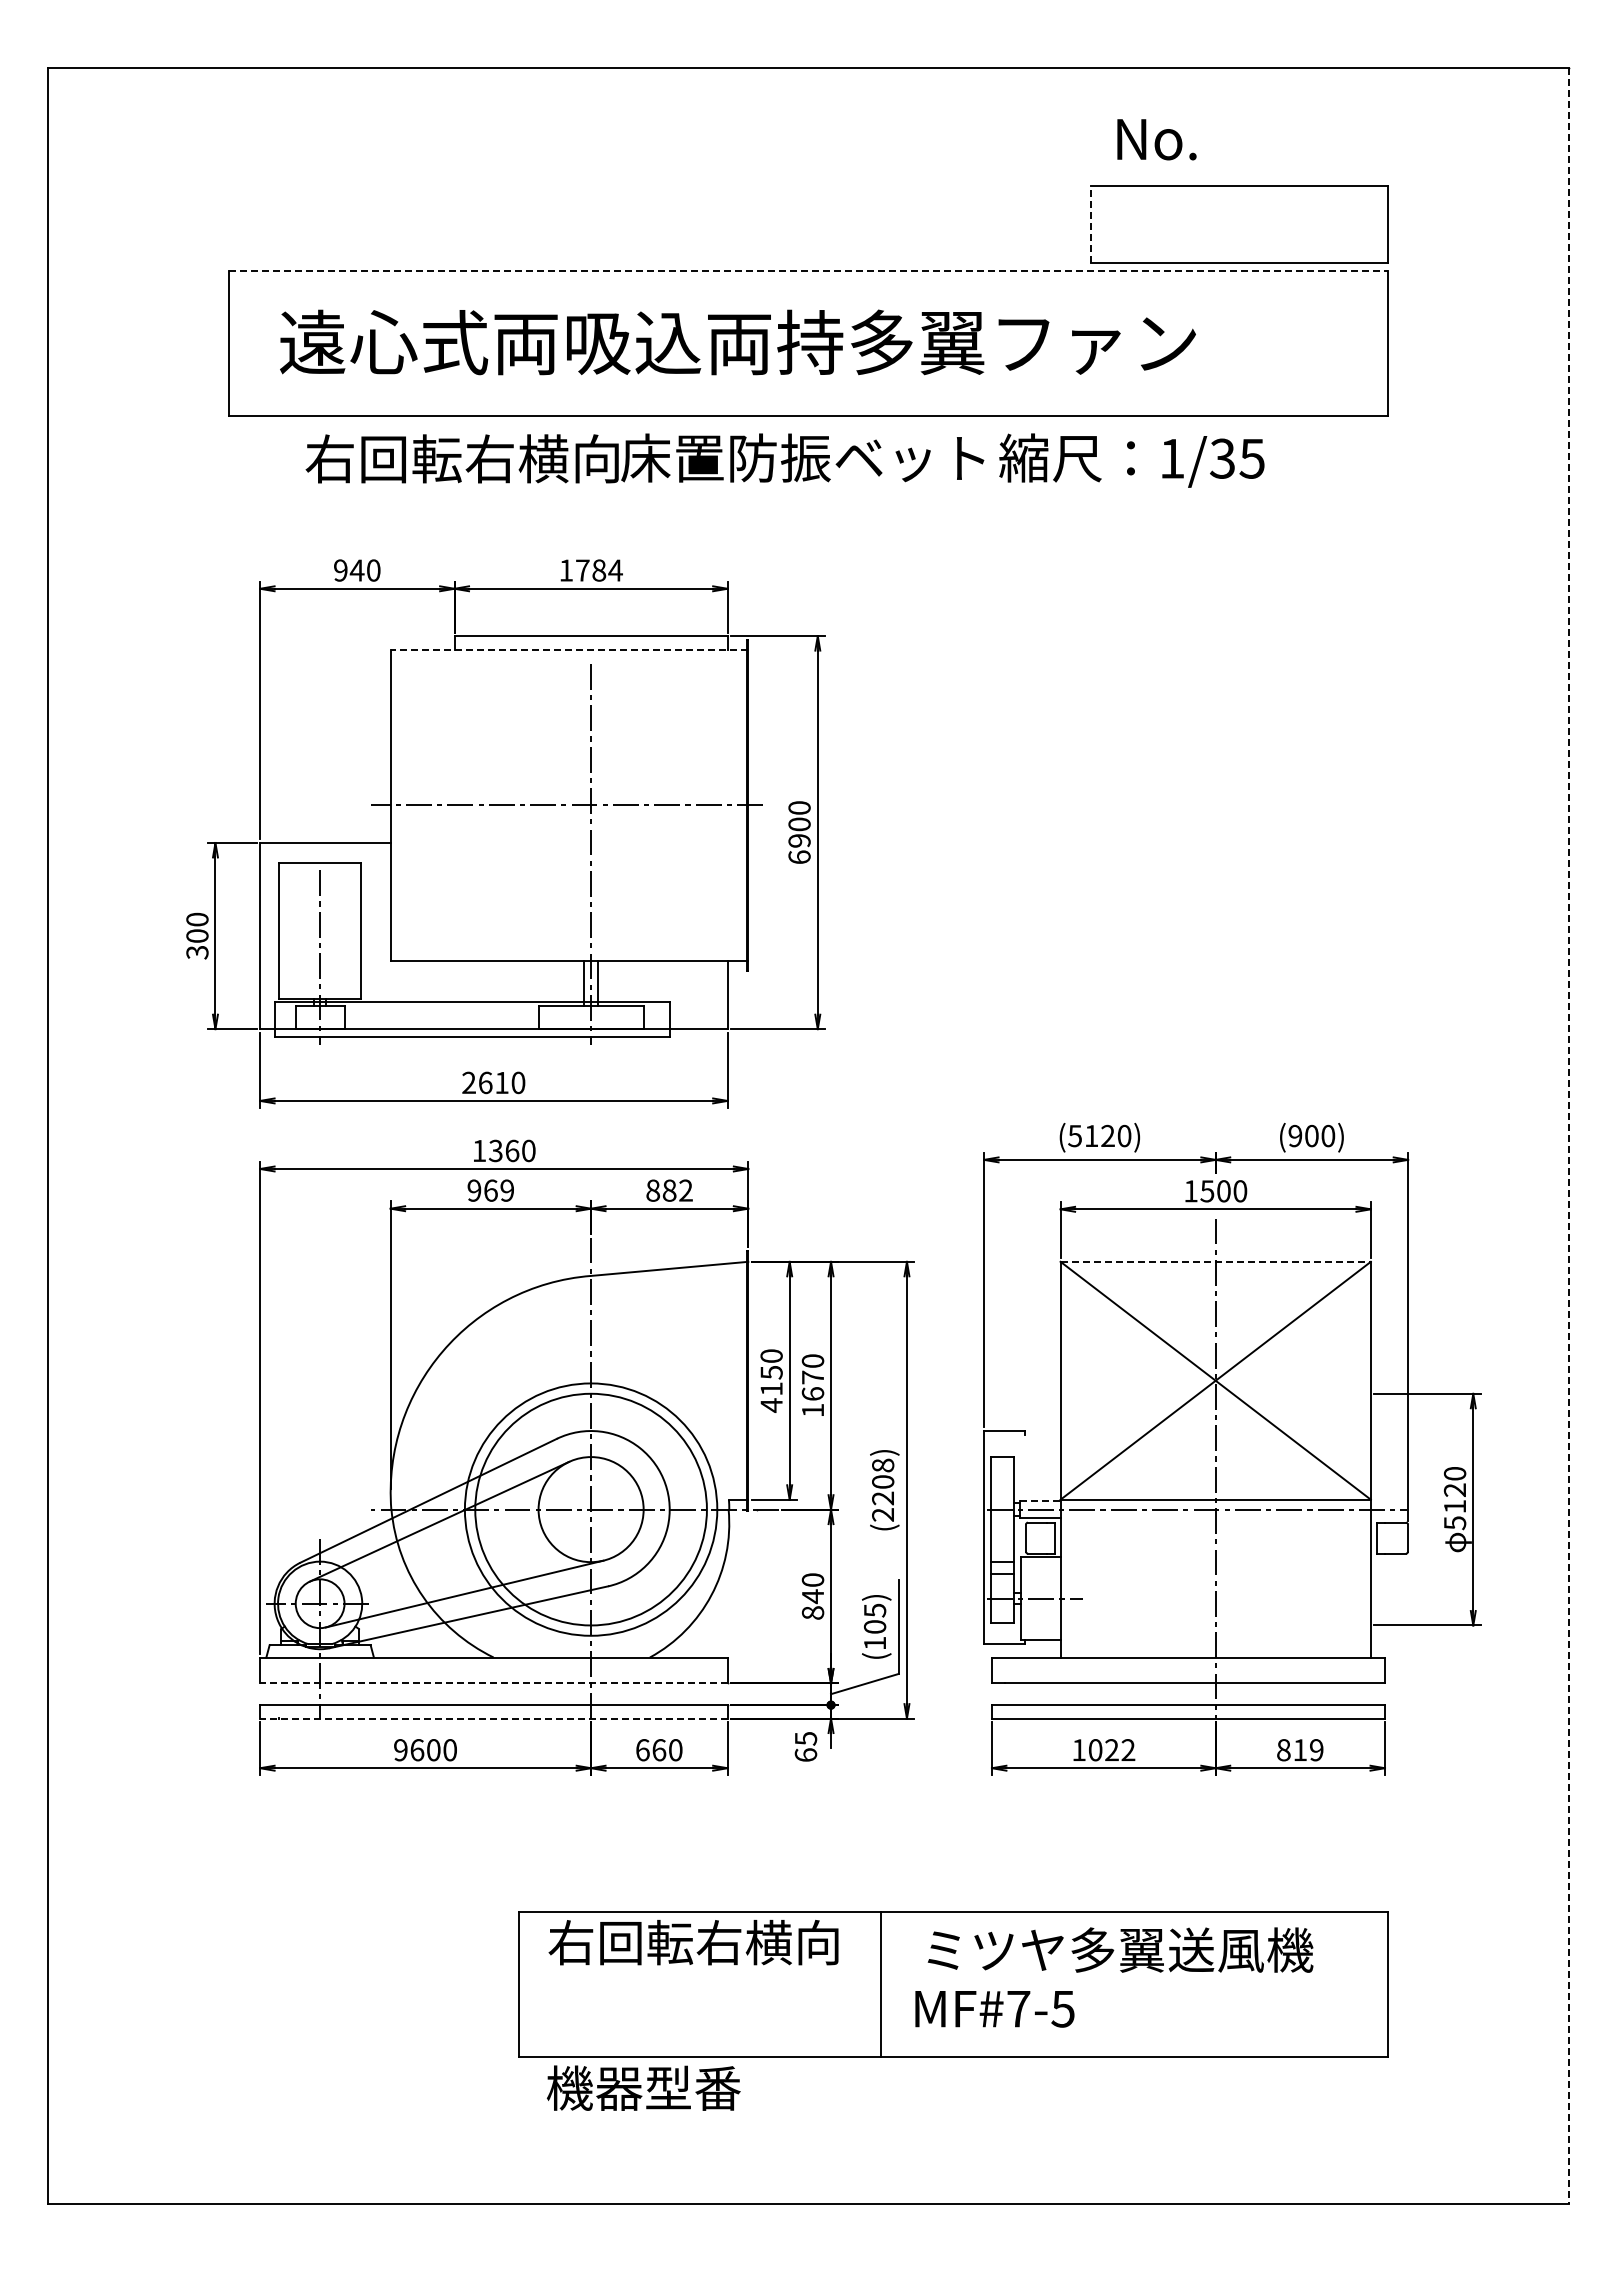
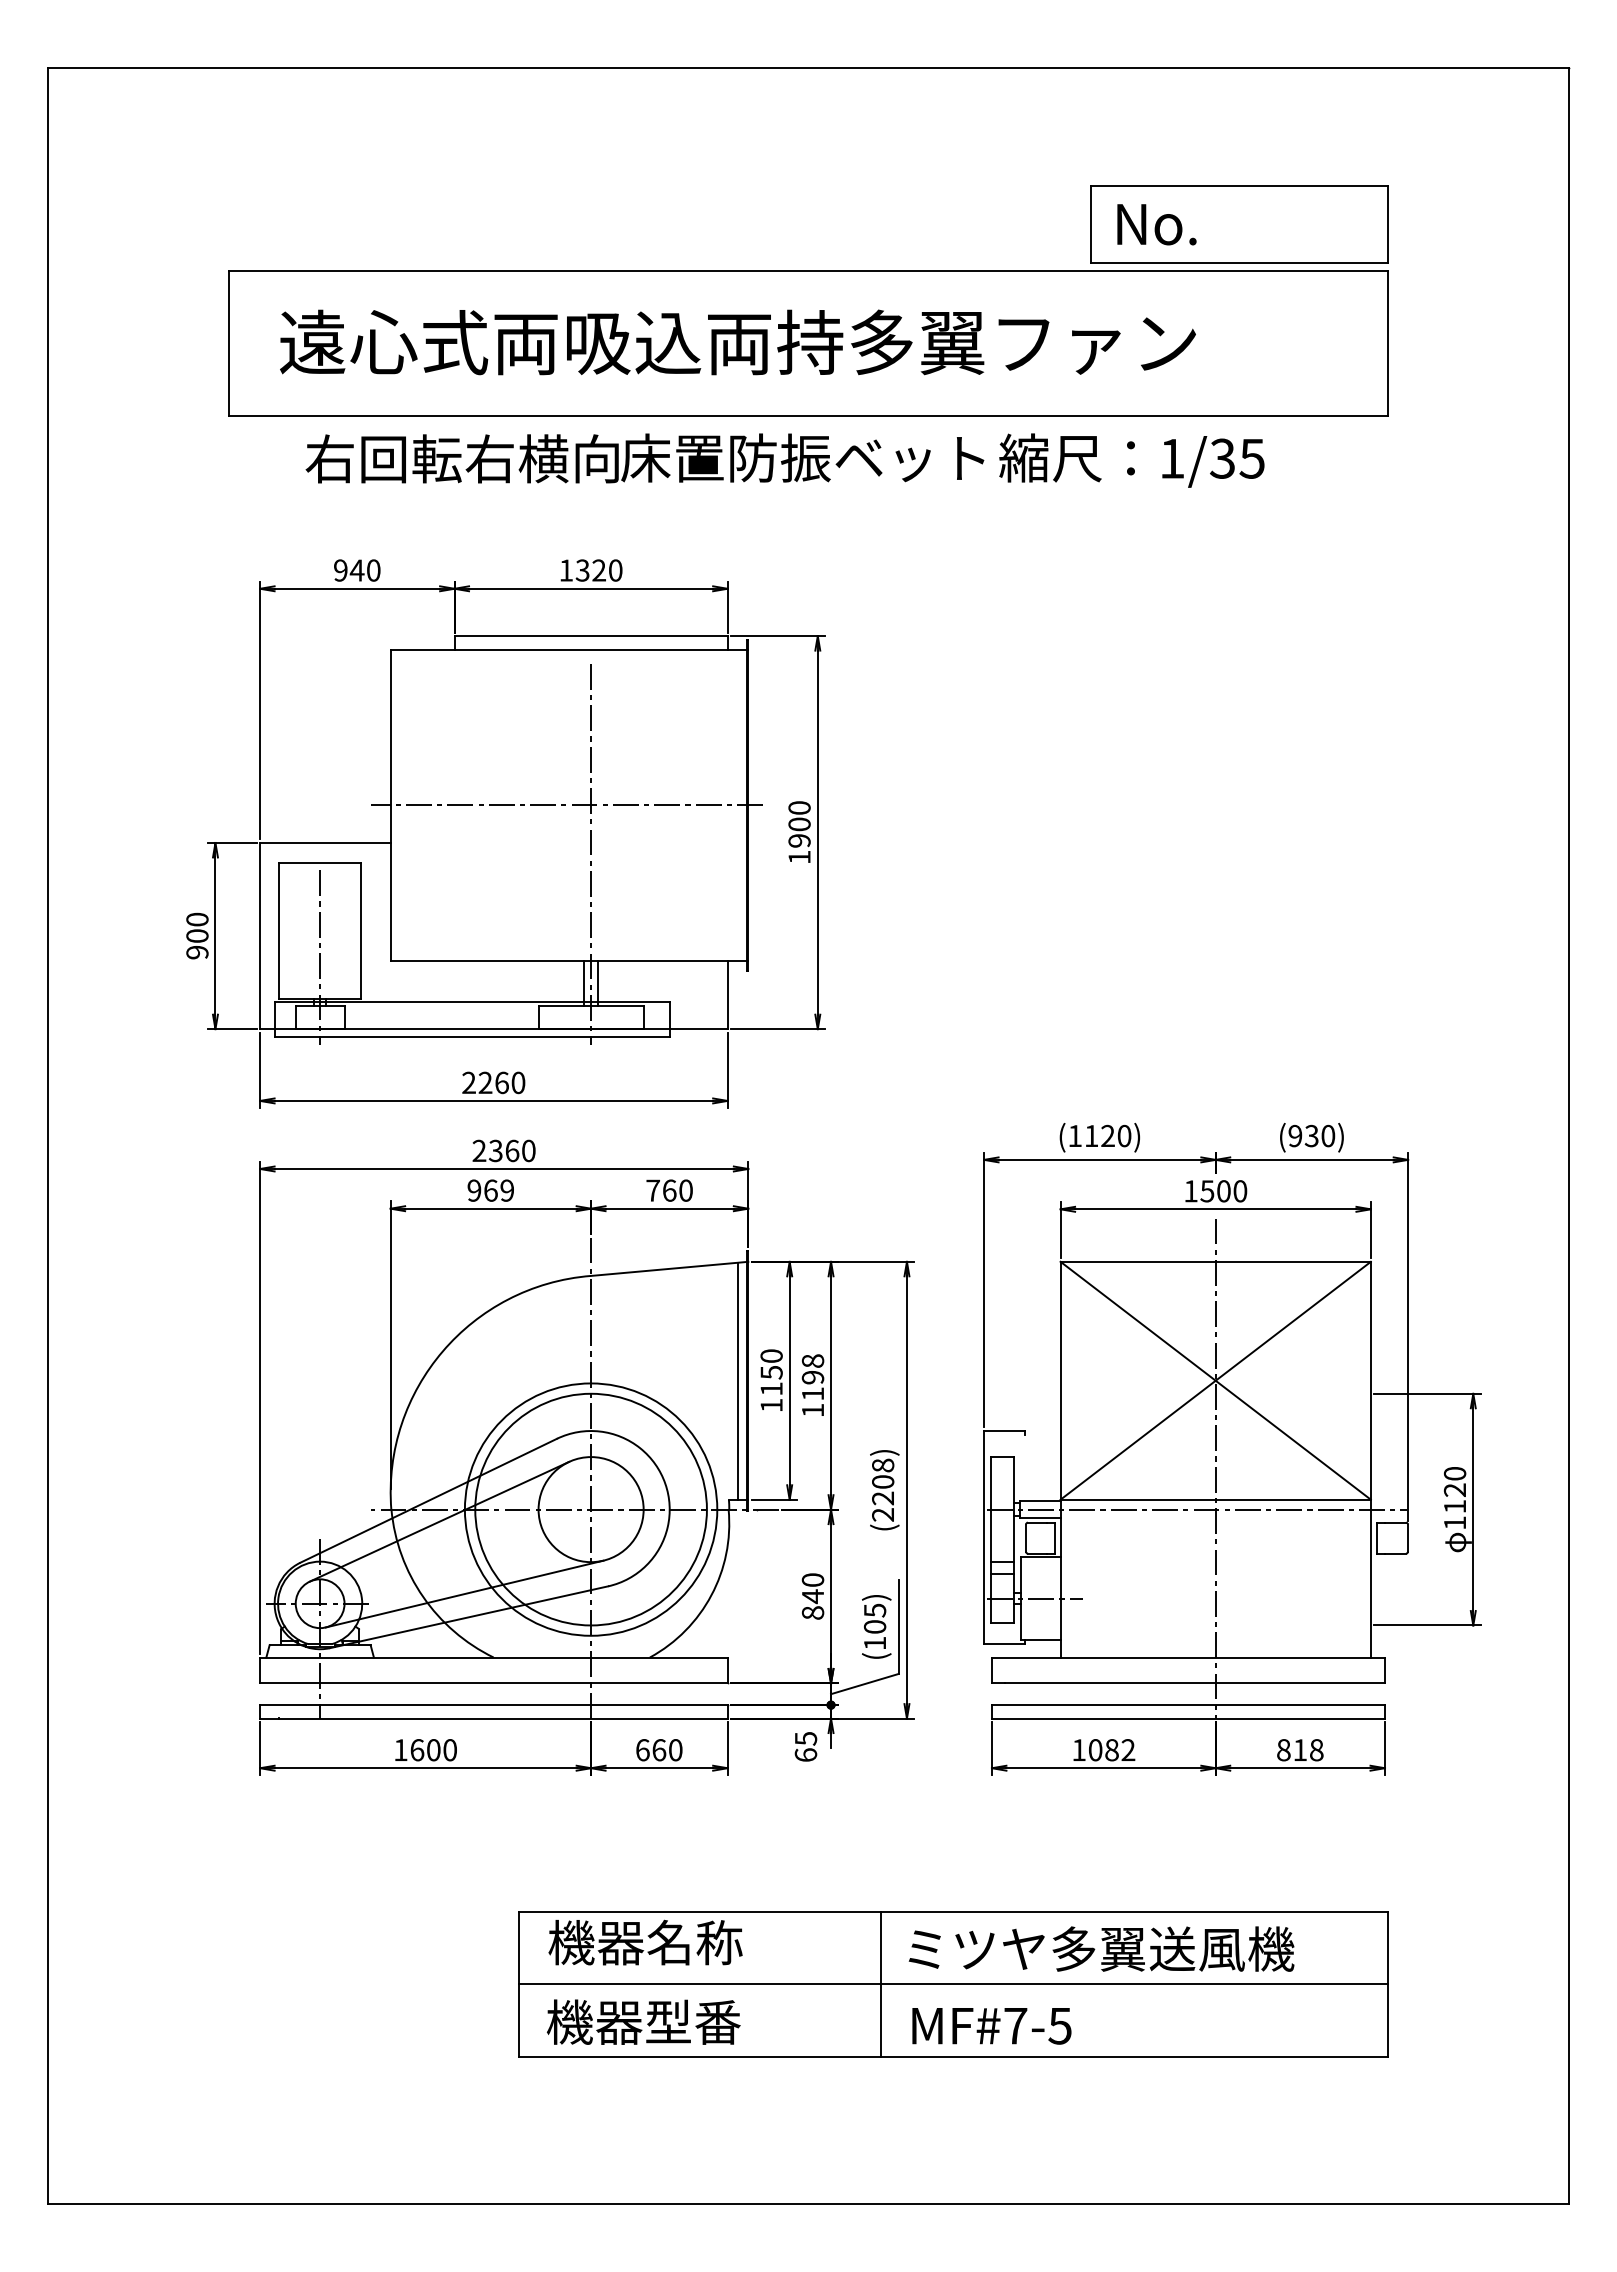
text position: (1156, 139) -> (1156, 224) (1156, 224)
line: dashed -> solid (1091, 224)
line: dashed -> solid (808, 271)
text: 1784 -> 1320 (598, 570)
line: dashed -> solid (569, 650)
text: 6900 -> 1900 (799, 856)
text: 300 -> 900 (197, 952)
text: 2610 -> 2260 (493, 1082)
line: dashed -> solid (1568, 1135)
text: (5120) -> (1120) (1074, 1136)
text: (900) -> (930) (1311, 1136)
text: 1360 -> 2360 (479, 1150)
text: 882 -> 760 (669, 1190)
line: dashed -> solid (1216, 1261)
text: 1670 -> 1198 (812, 1377)
line: none -> present (737, 1380)
text: 4150 -> 1150 (771, 1405)
line: dashed -> solid (1040, 1501)
text: 5120 -> 1120 (1455, 1523)
line: dashed -> solid (493, 1683)
line: dashed -> solid (493, 1718)
text: 9600 -> 1600 (400, 1750)
text: 1022 -> 1082 (1111, 1750)
text: 819 -> 818 (1316, 1750)
text: 右回転右横向 -> 機器名称 (693, 1942)
text position: (1120, 1949) -> (1101, 1948) (1101, 1948)
line: none -> present (952, 1984)
text position: (994, 2009) -> (991, 2026) (991, 2026)
text position: (643, 2087) -> (643, 2021) (643, 2021)
